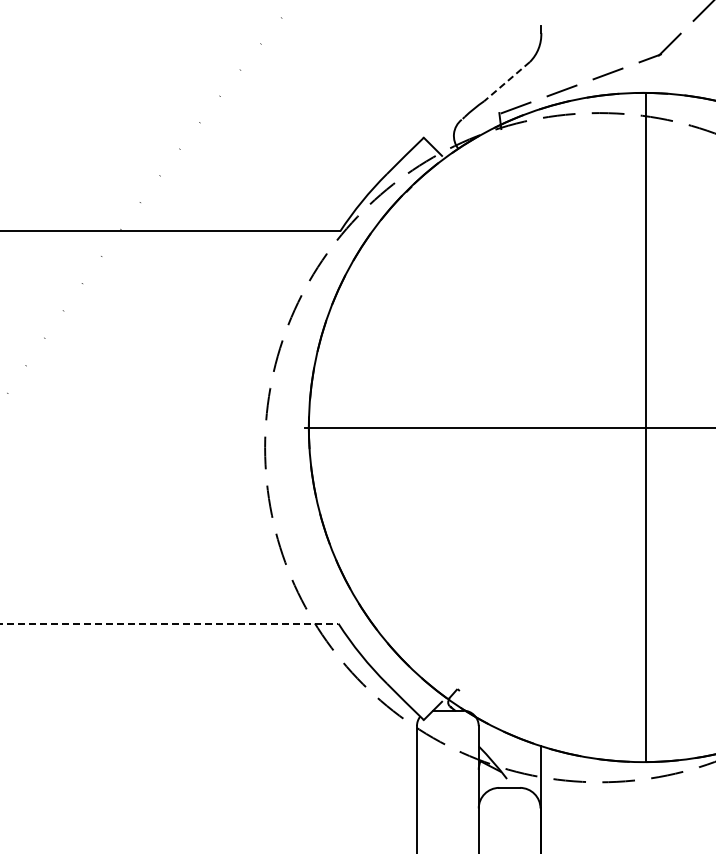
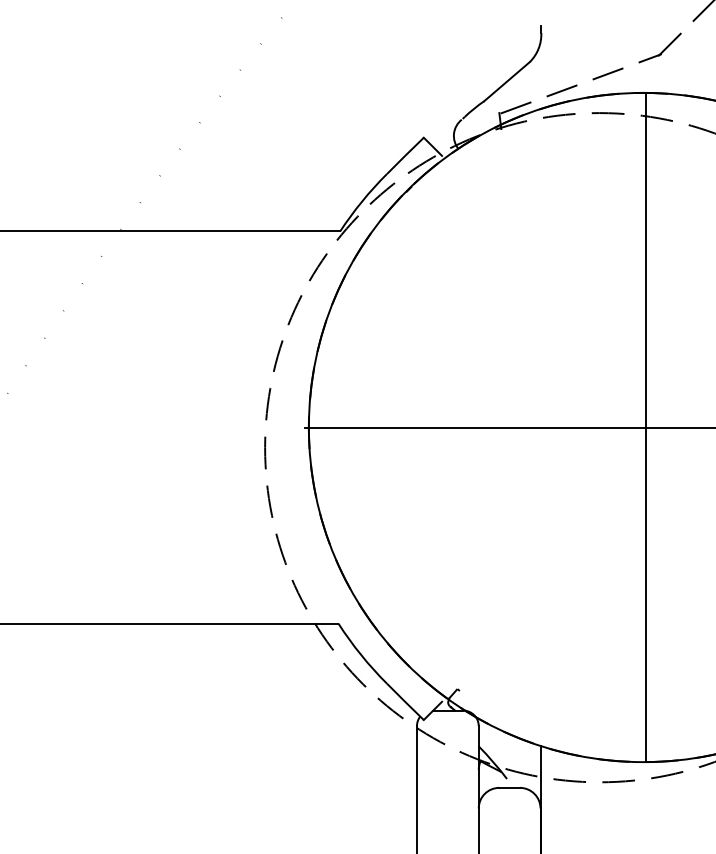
line: dashed -> solid (506, 81)
line: dashed -> solid (169, 623)
